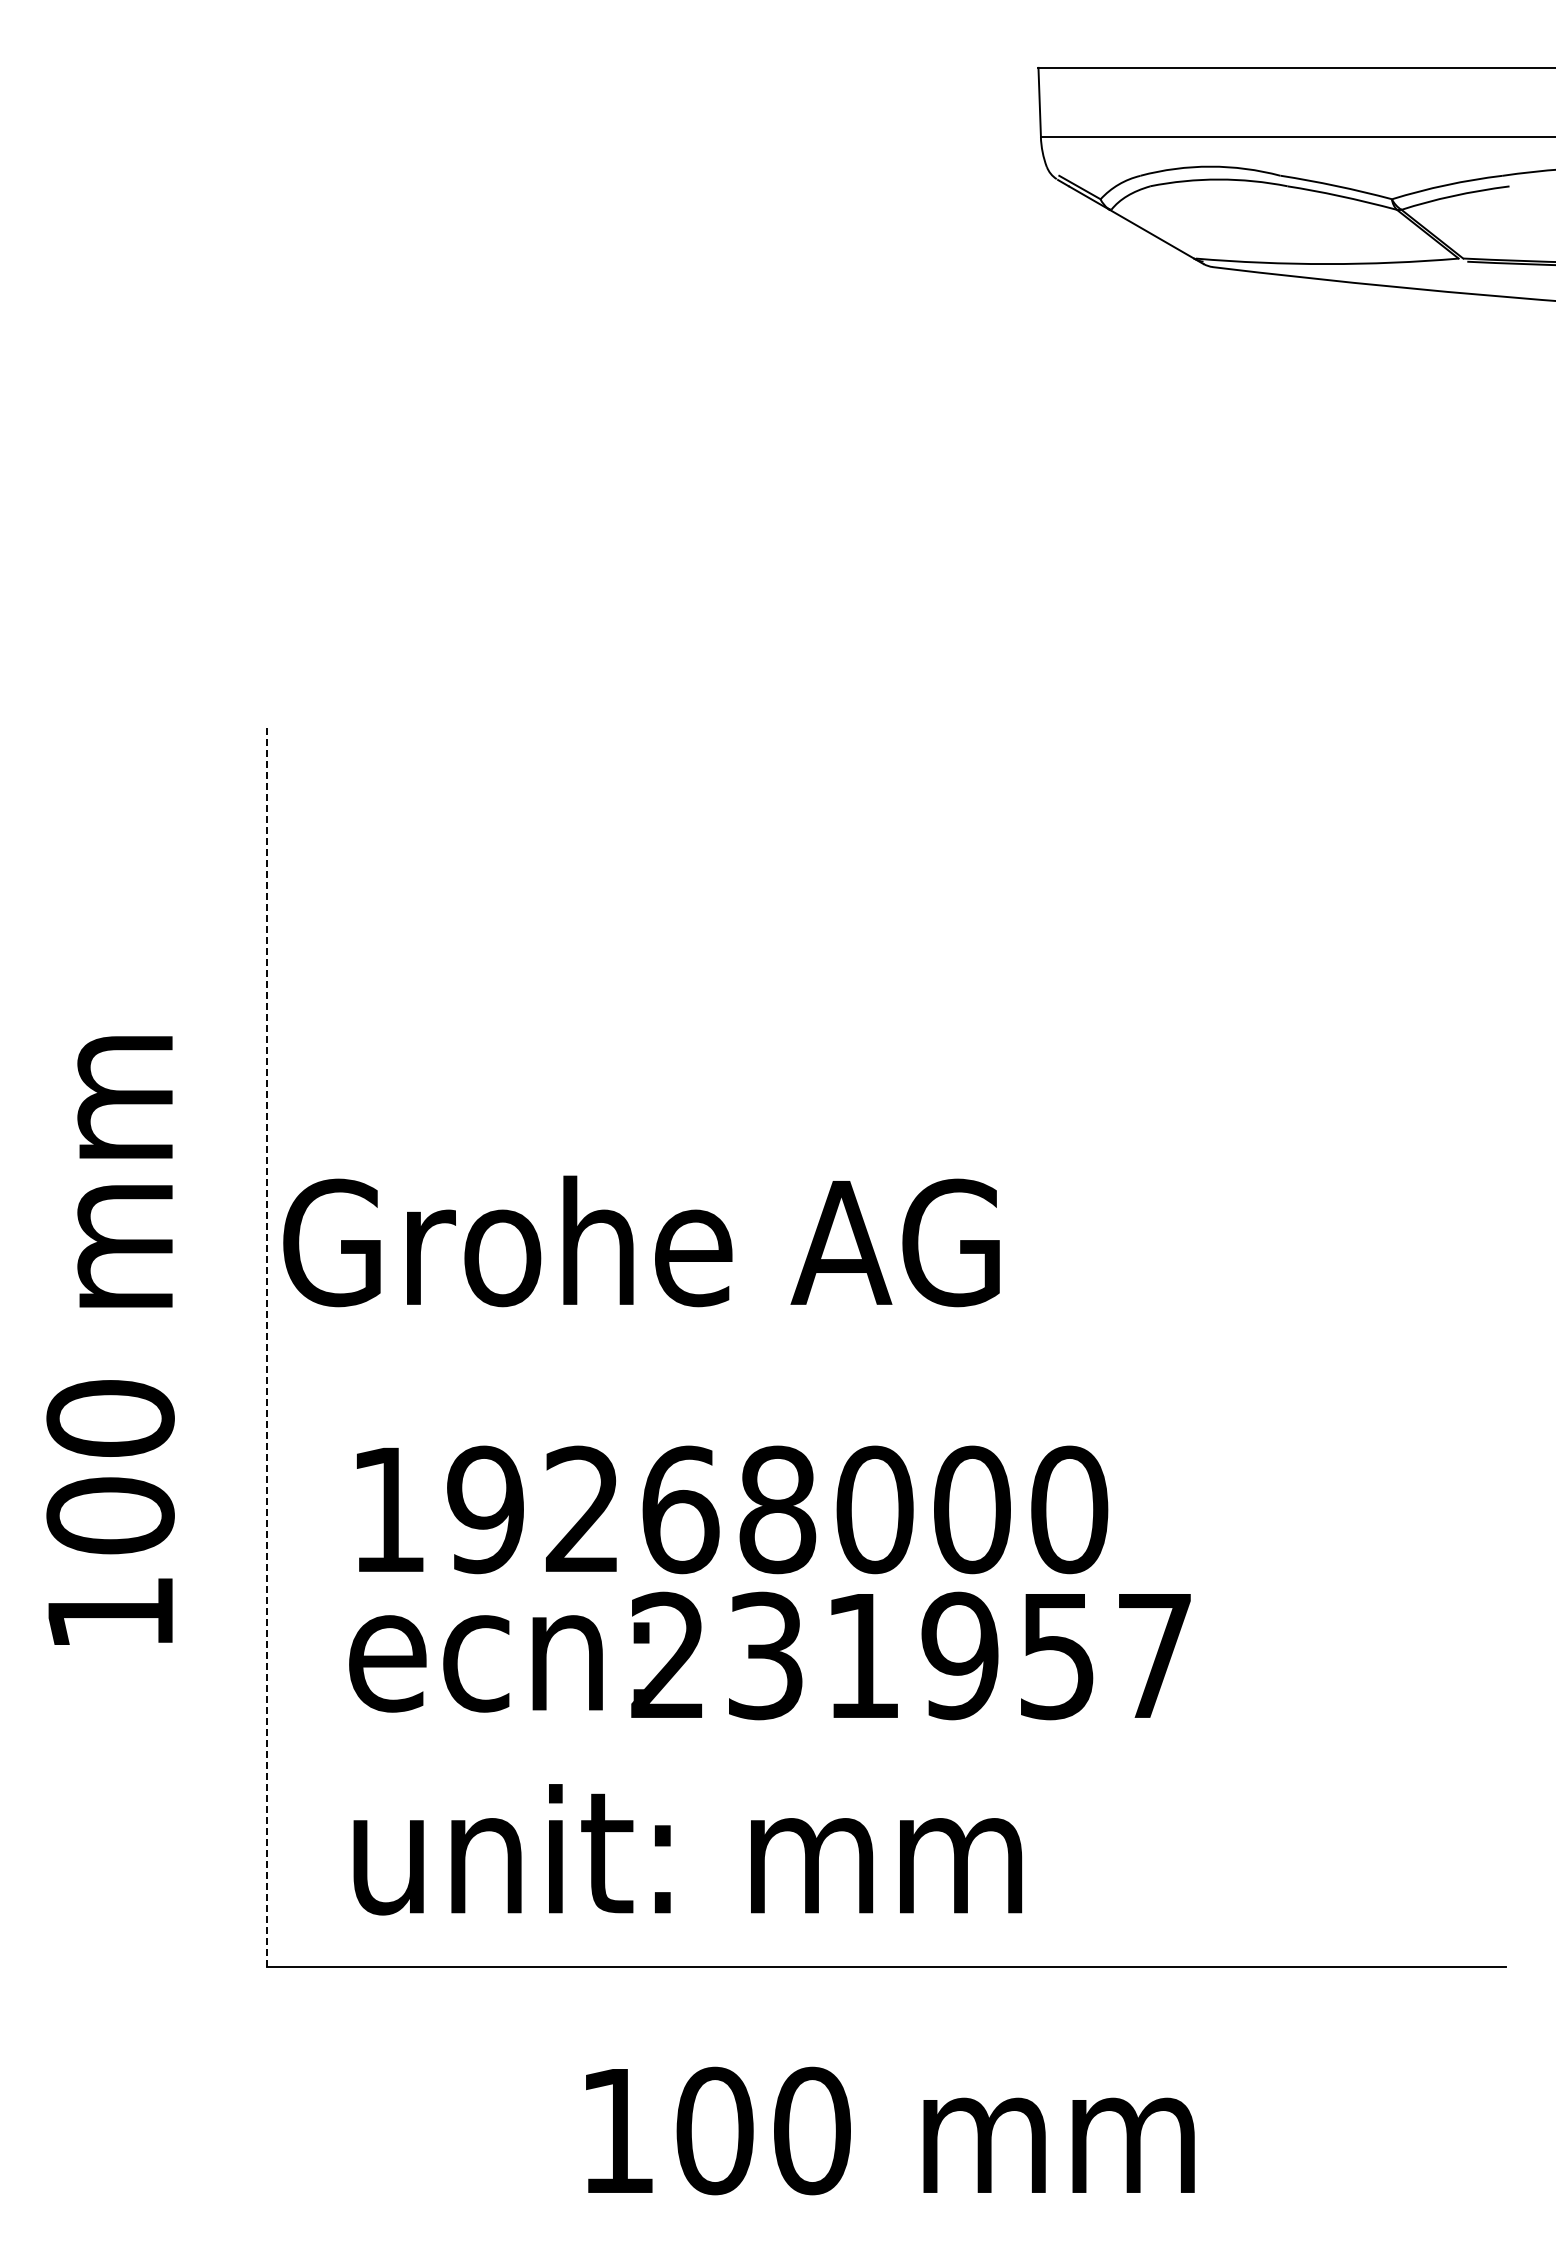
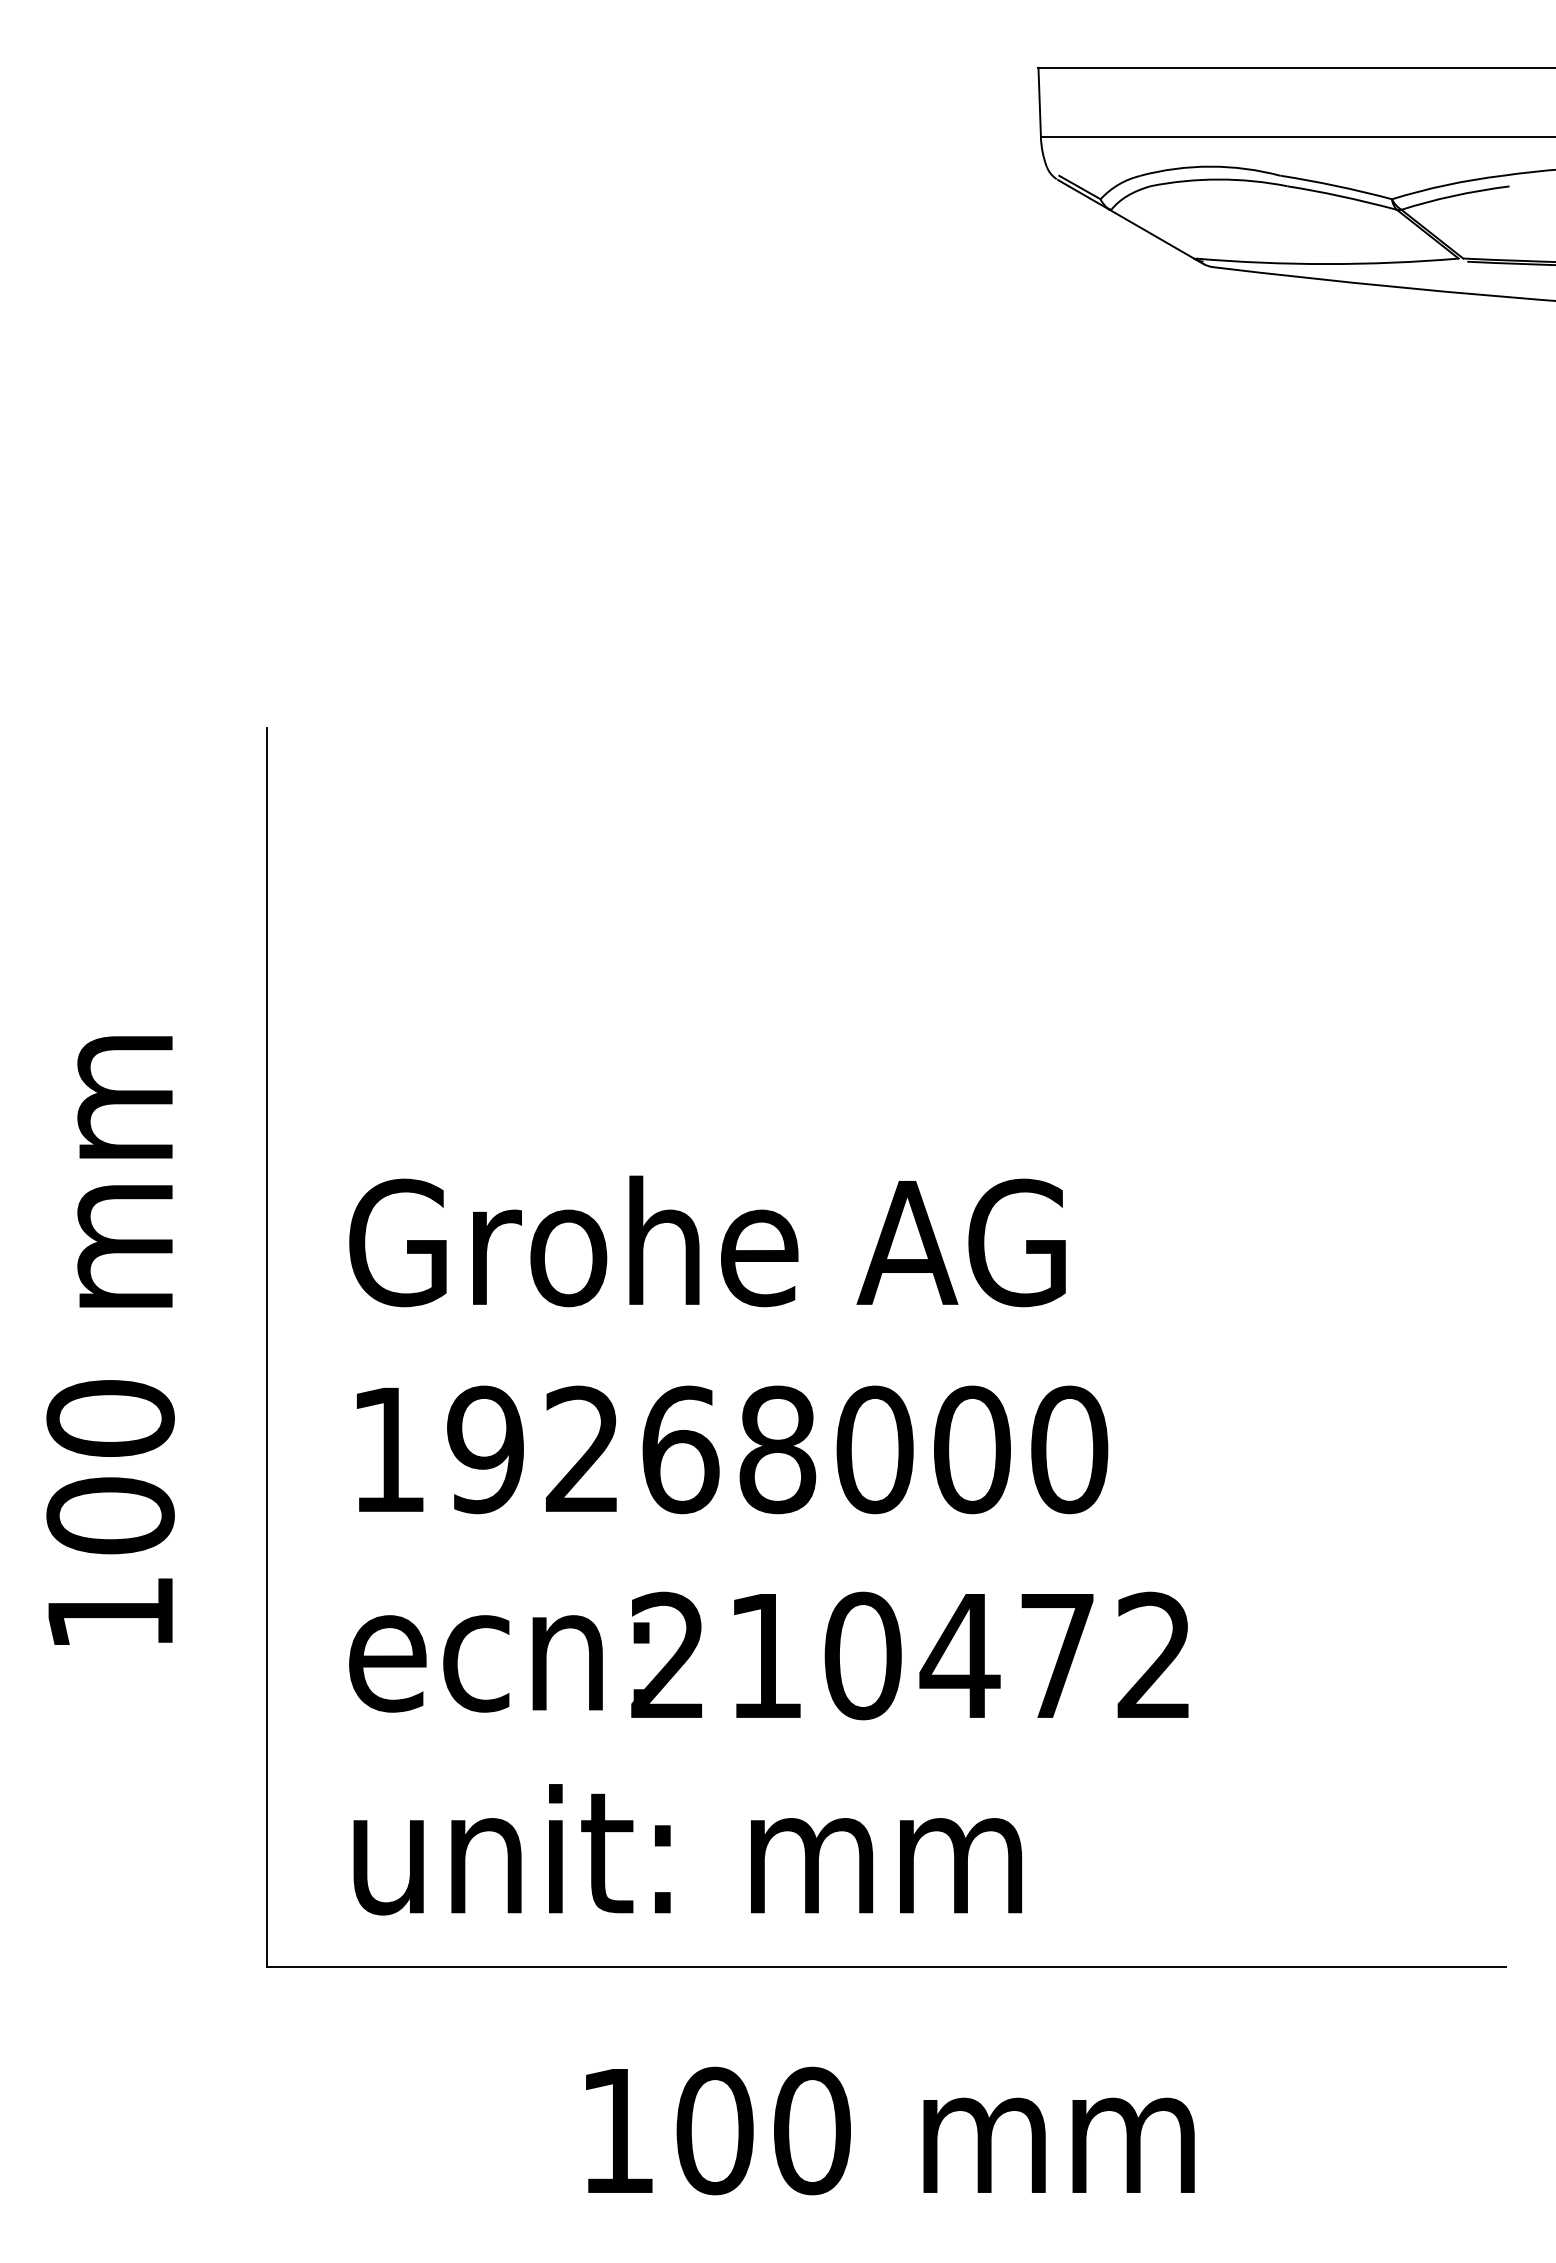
text position: (641, 1241) -> (707, 1241) (707, 1241)
line: dashed -> solid (267, 1347)
text position: (732, 1509) -> (732, 1449) (732, 1449)
text: 231957 -> 210472 (959, 1655)
